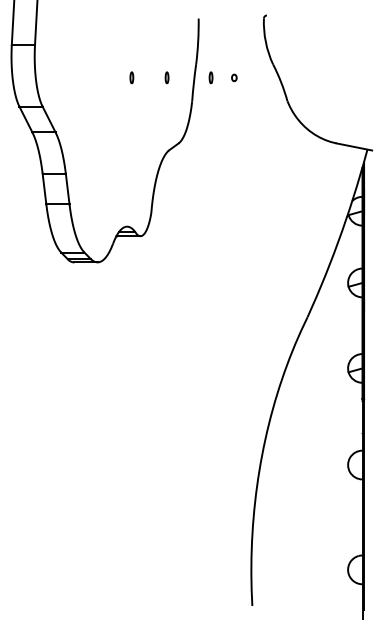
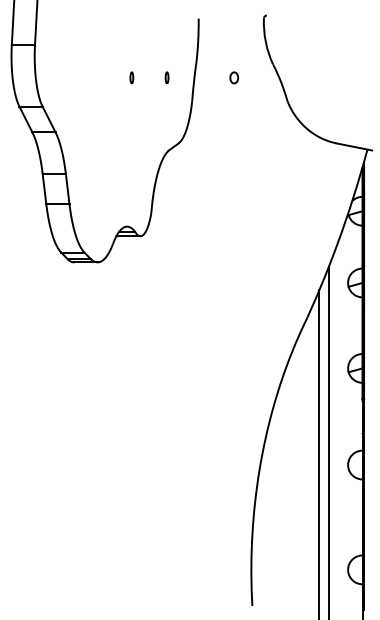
part: present -> none (210, 77)
part size: 7x10 px -> 11x14 px (234, 77)
line: none -> present (328, 441)
line: none -> present (319, 453)
